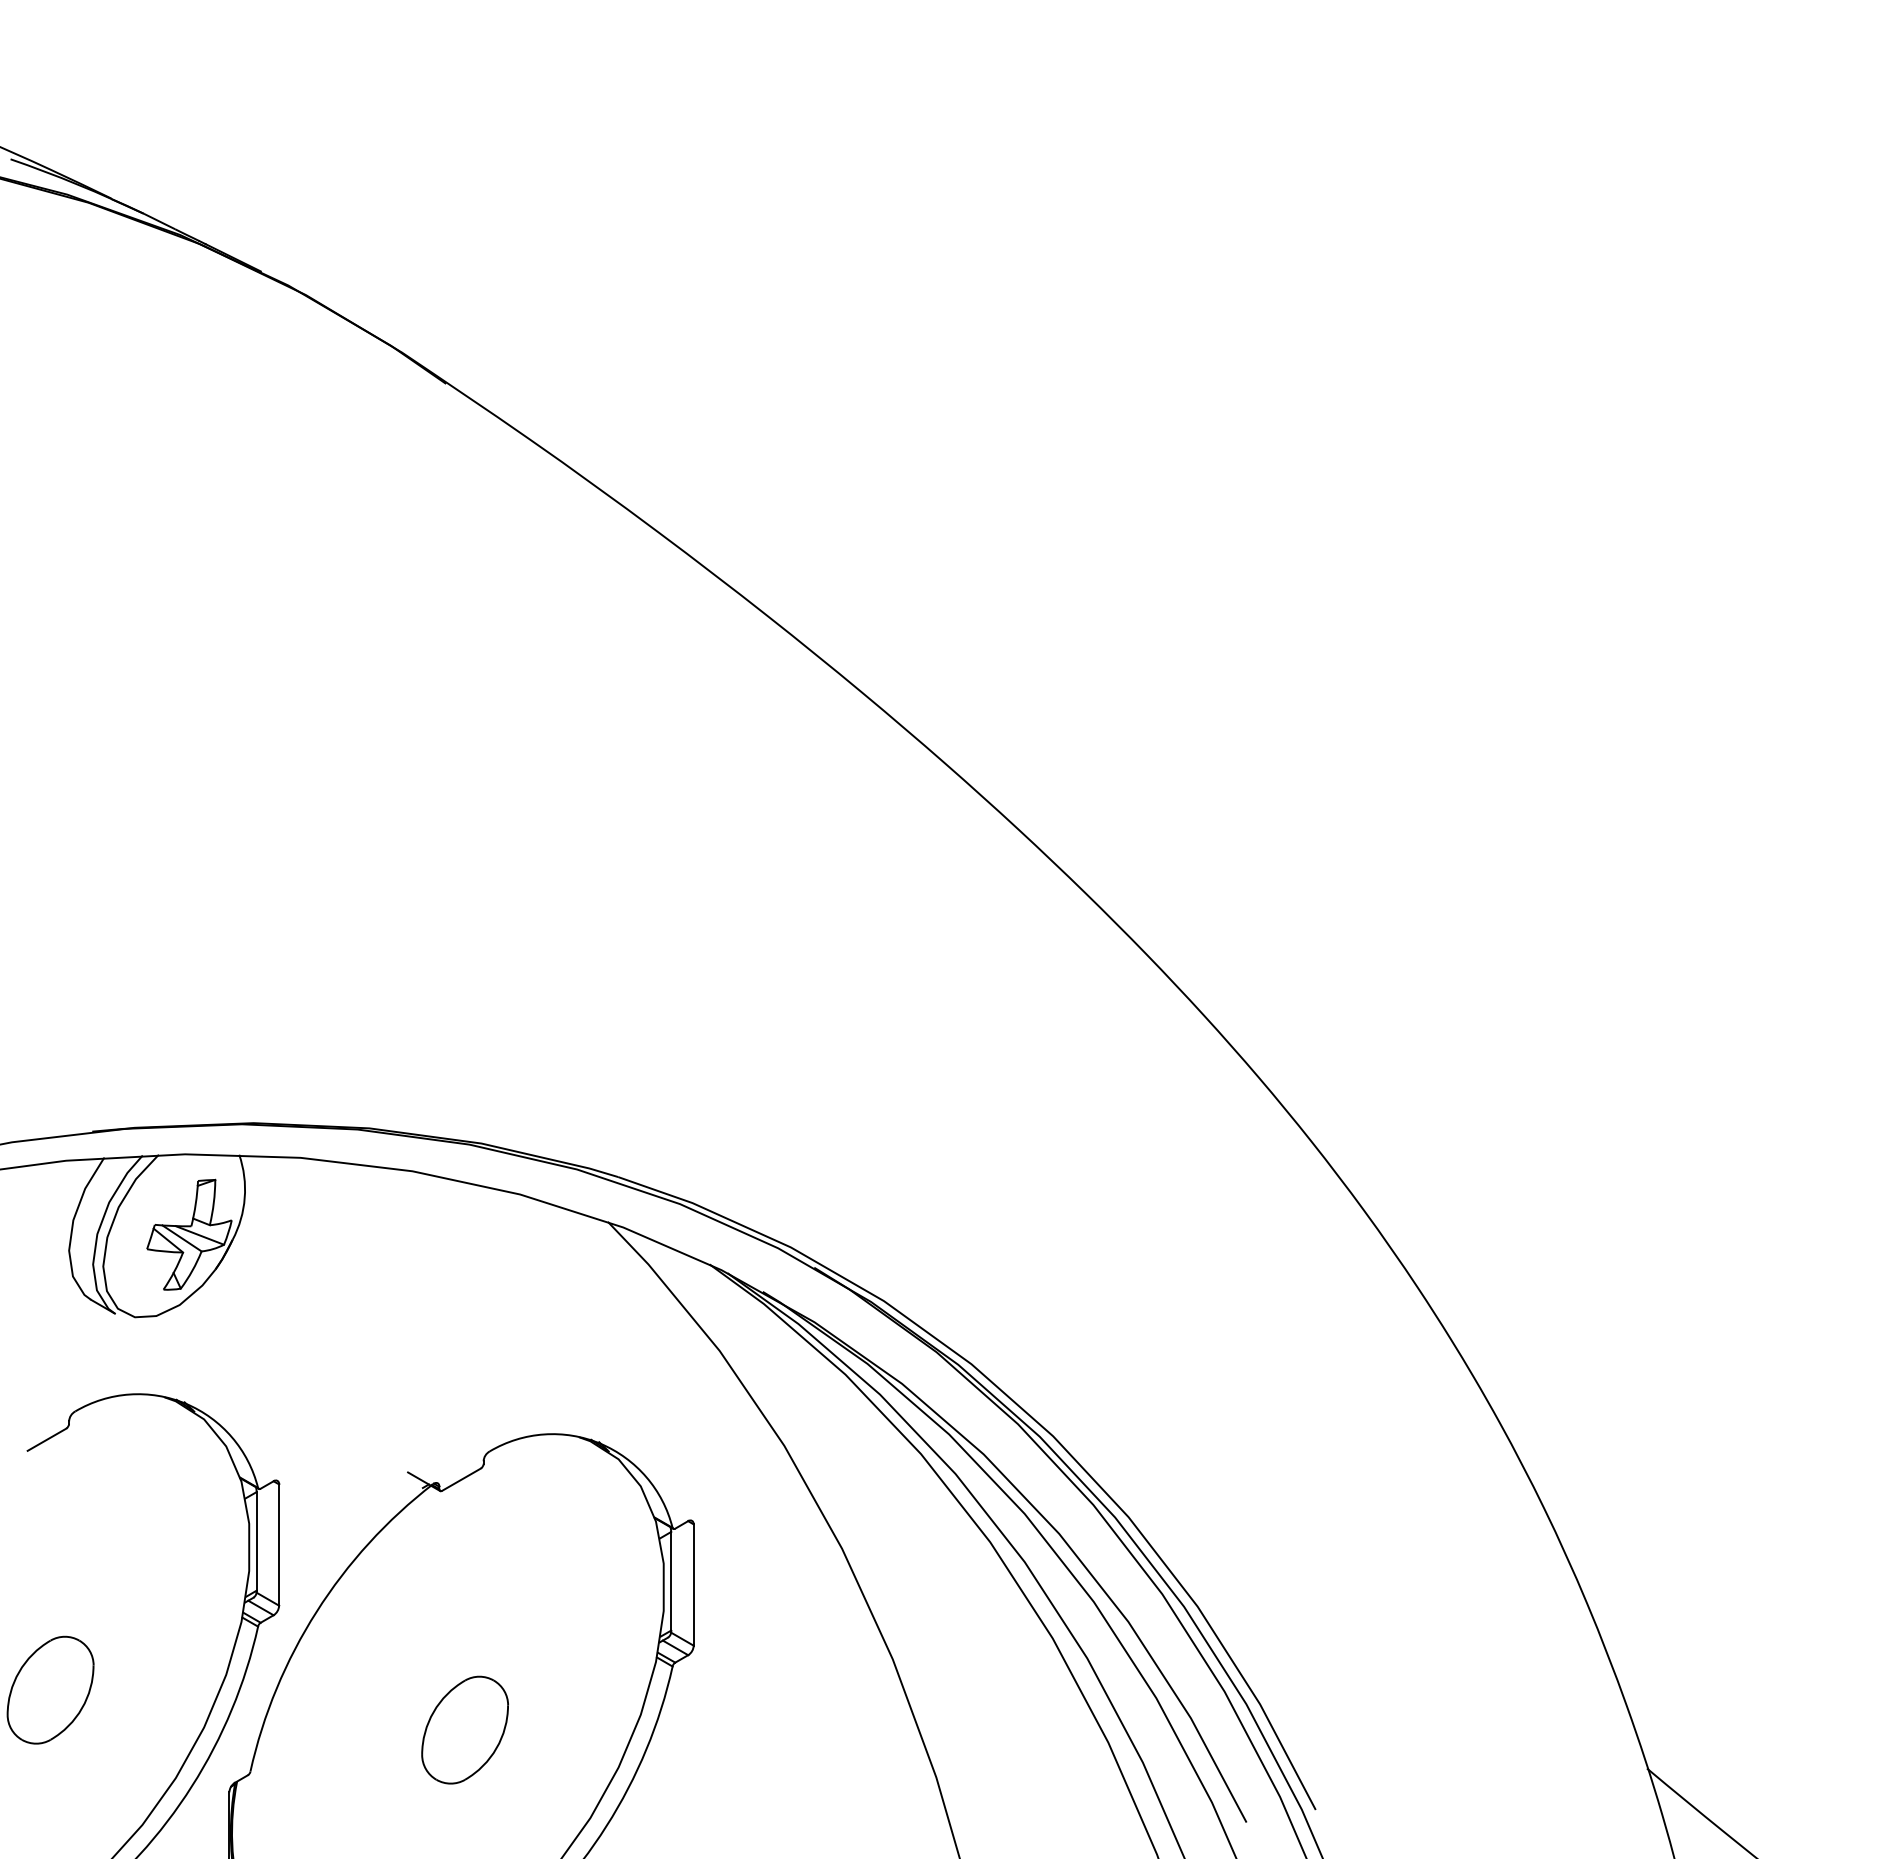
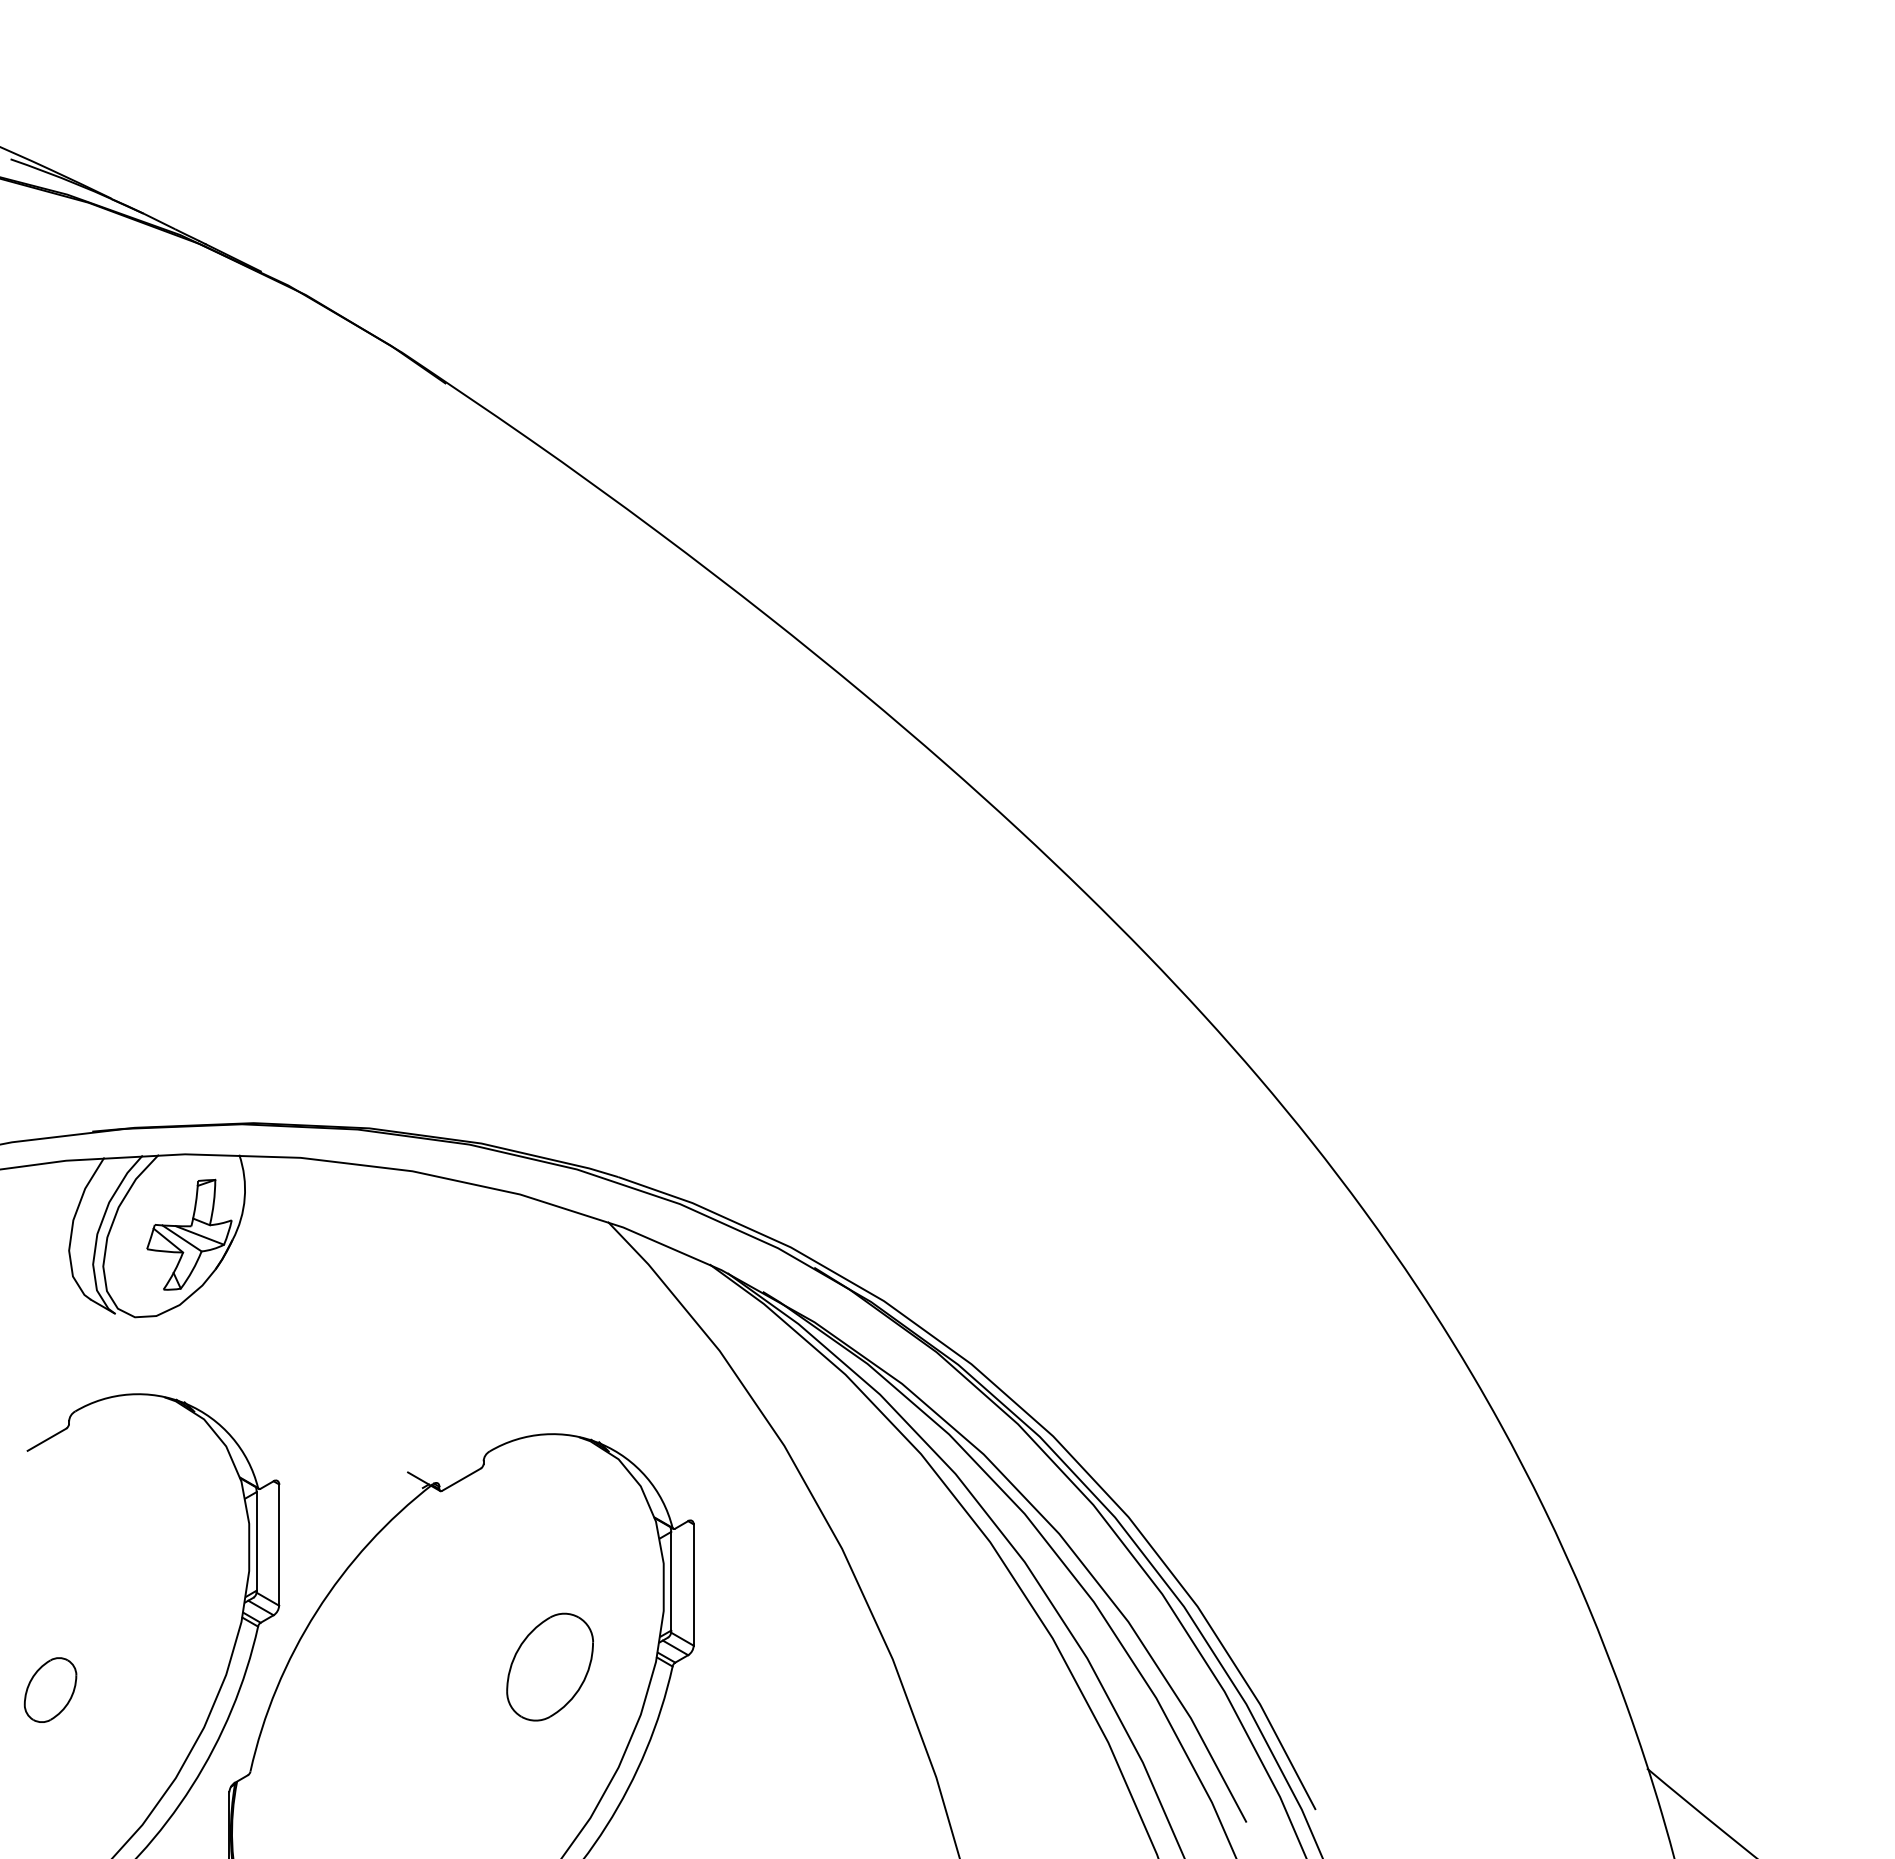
part size: 89x110 px -> 55x66 px (50, 1689)
part position: (464, 1729) -> (549, 1666) (549, 1666)
